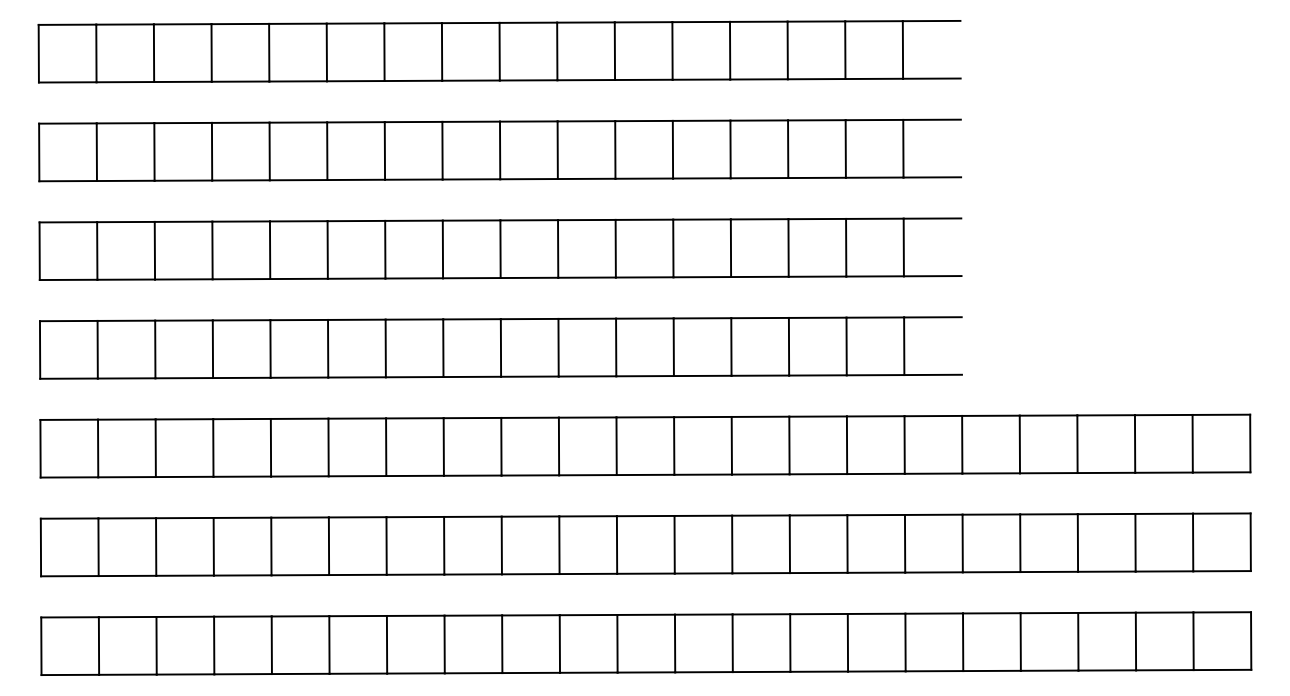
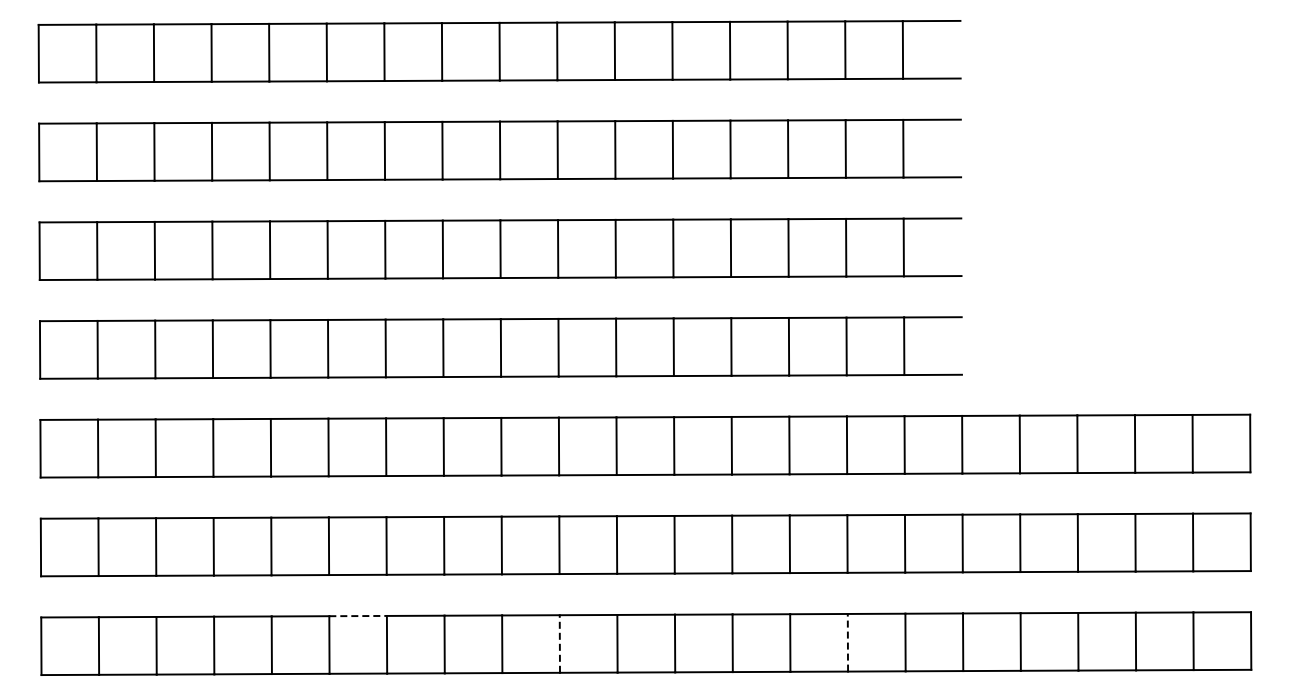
line: solid -> dashed (358, 616)
line: solid -> dashed (847, 642)
line: solid -> dashed (559, 644)
